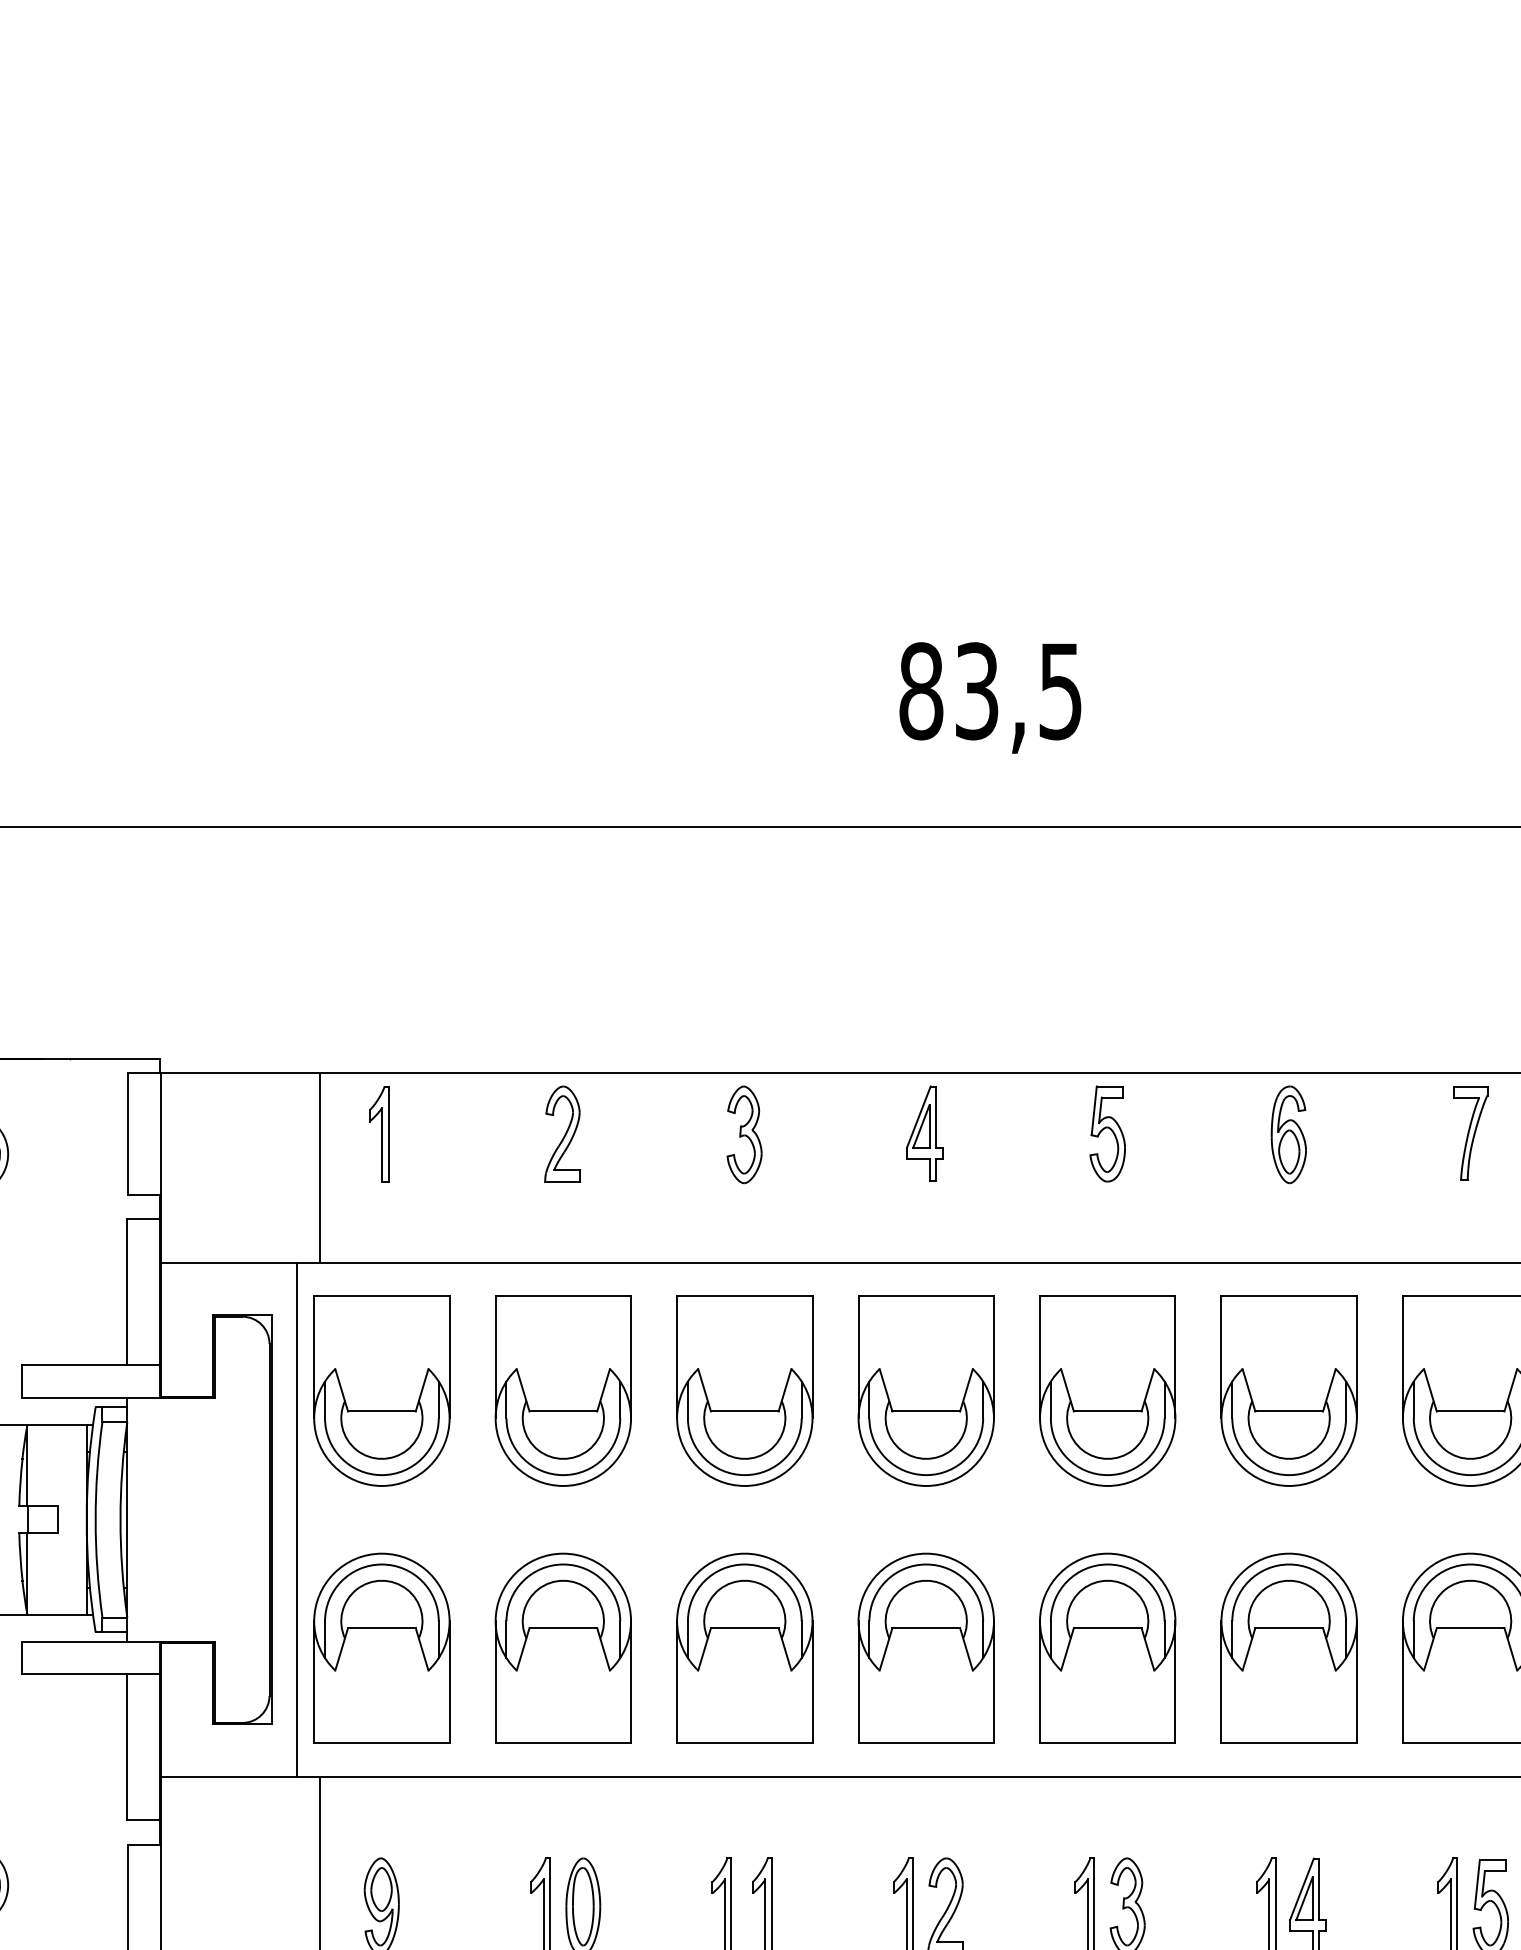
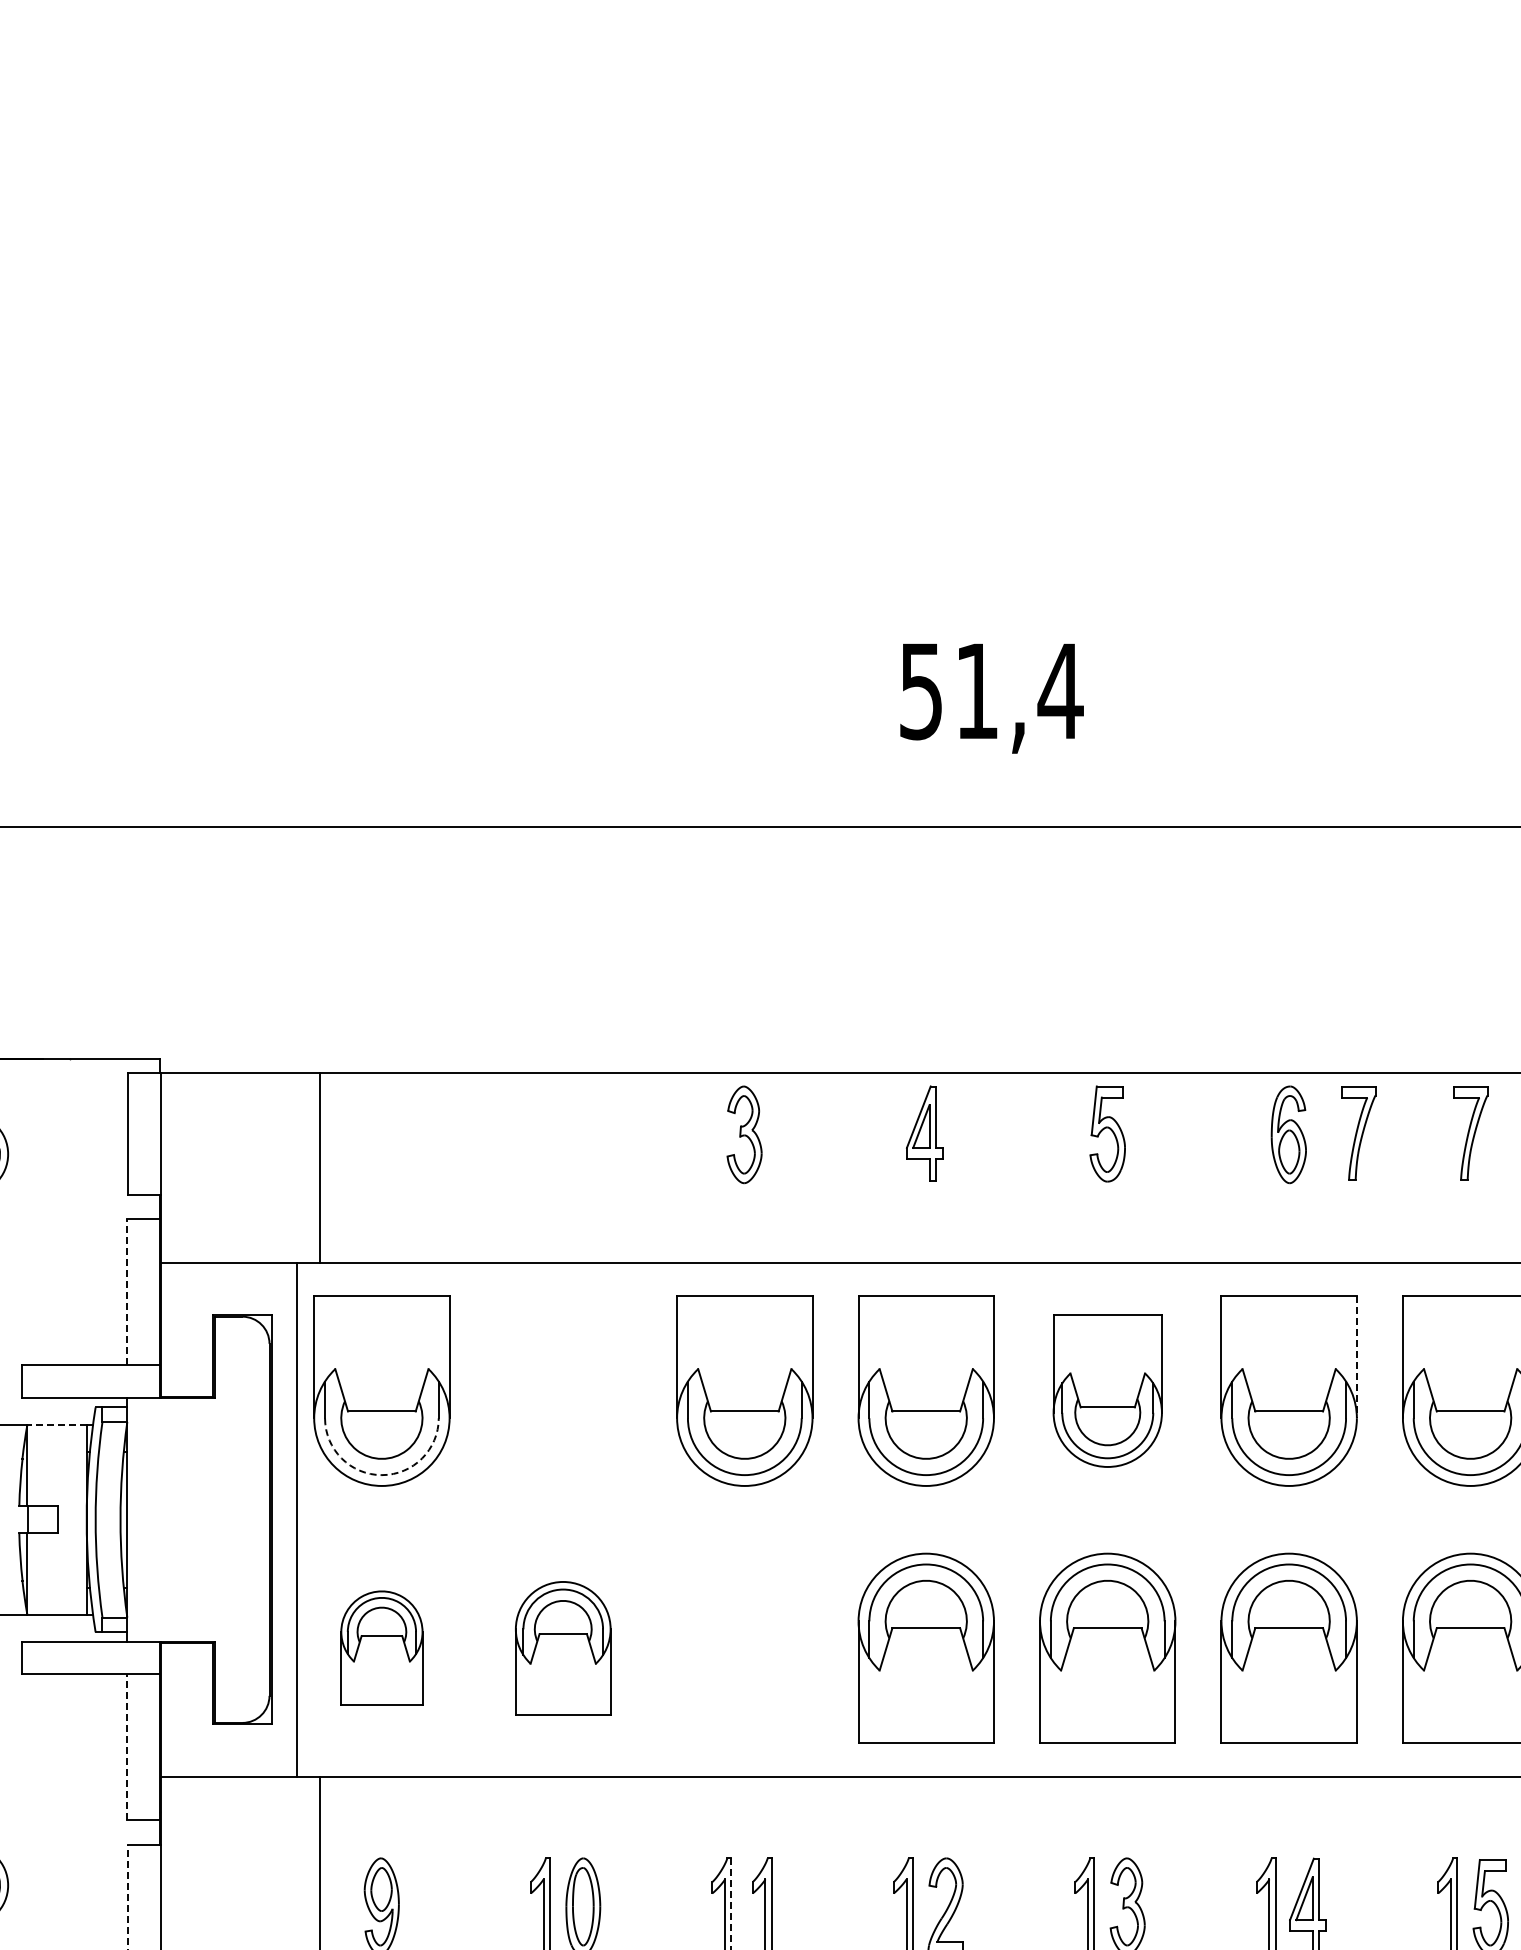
text: 83,5 -> 51,4 (991, 691)
part: present -> none (562, 1133)
part: none -> present (1358, 1133)
part: present -> none (379, 1134)
line: solid -> dashed (127, 1291)
line: solid -> dashed (1356, 1357)
part: present -> none (562, 1390)
part size: 138x192 px -> 111x154 px (1107, 1390)
line: solid -> dashed (57, 1425)
arc: solid -> dashed (381, 1475)
part size: 138x192 px -> 84x116 px (381, 1647)
part size: 138x192 px -> 97x135 px (563, 1648)
part: present -> none (744, 1647)
line: solid -> dashed (127, 1746)
line: solid -> dashed (127, 1896)
line: solid -> dashed (731, 1903)
